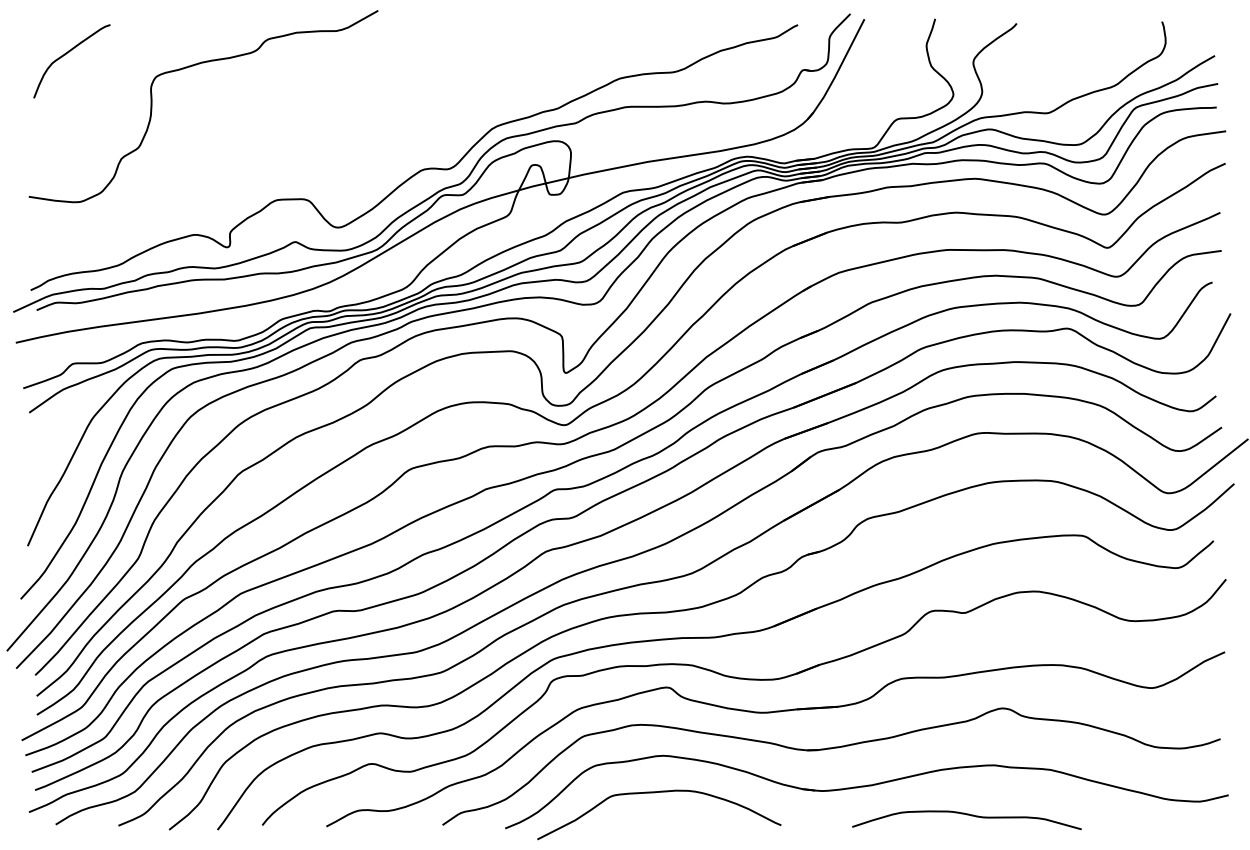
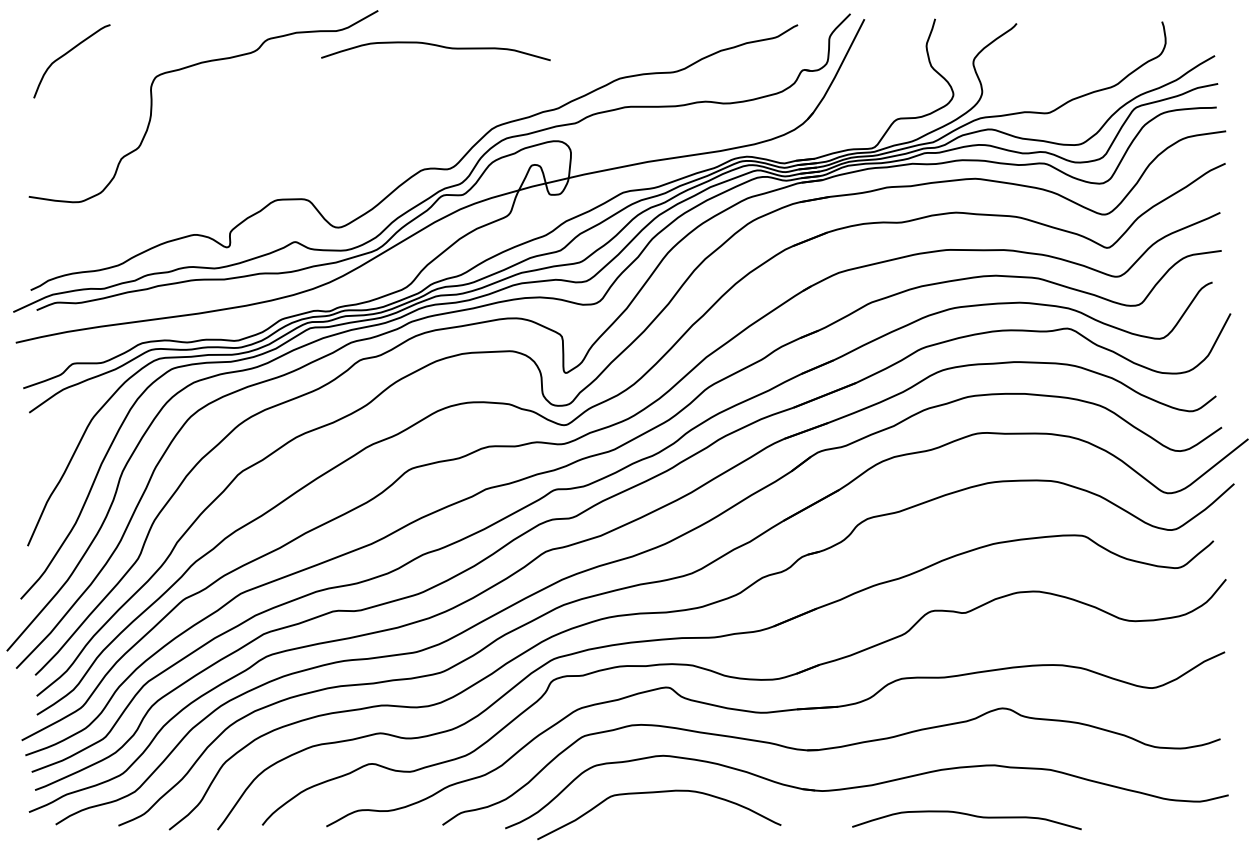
curve: none -> present (435, 46)
